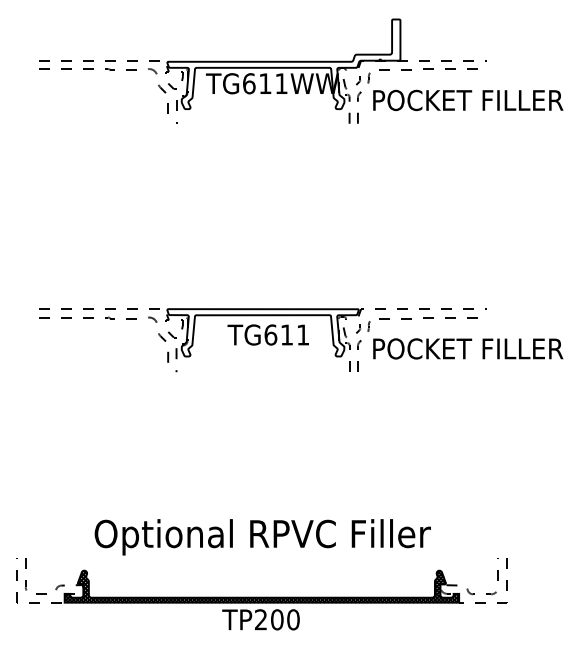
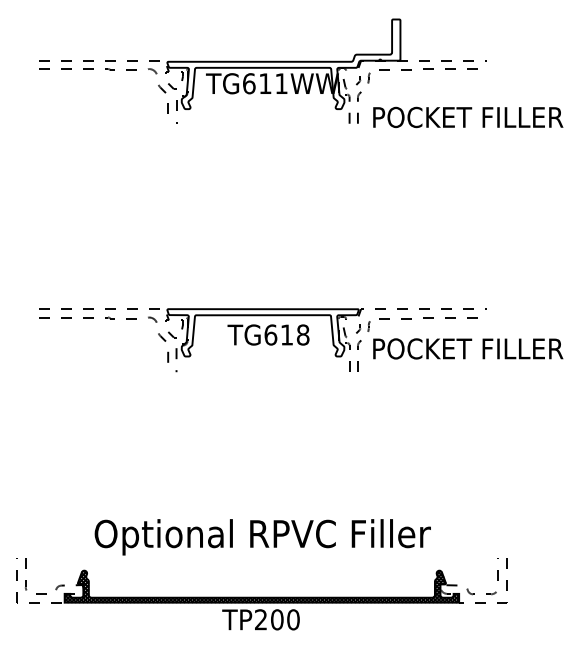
text position: (468, 100) -> (468, 117) (468, 117)
text: TG611 -> TG618 (302, 334)
